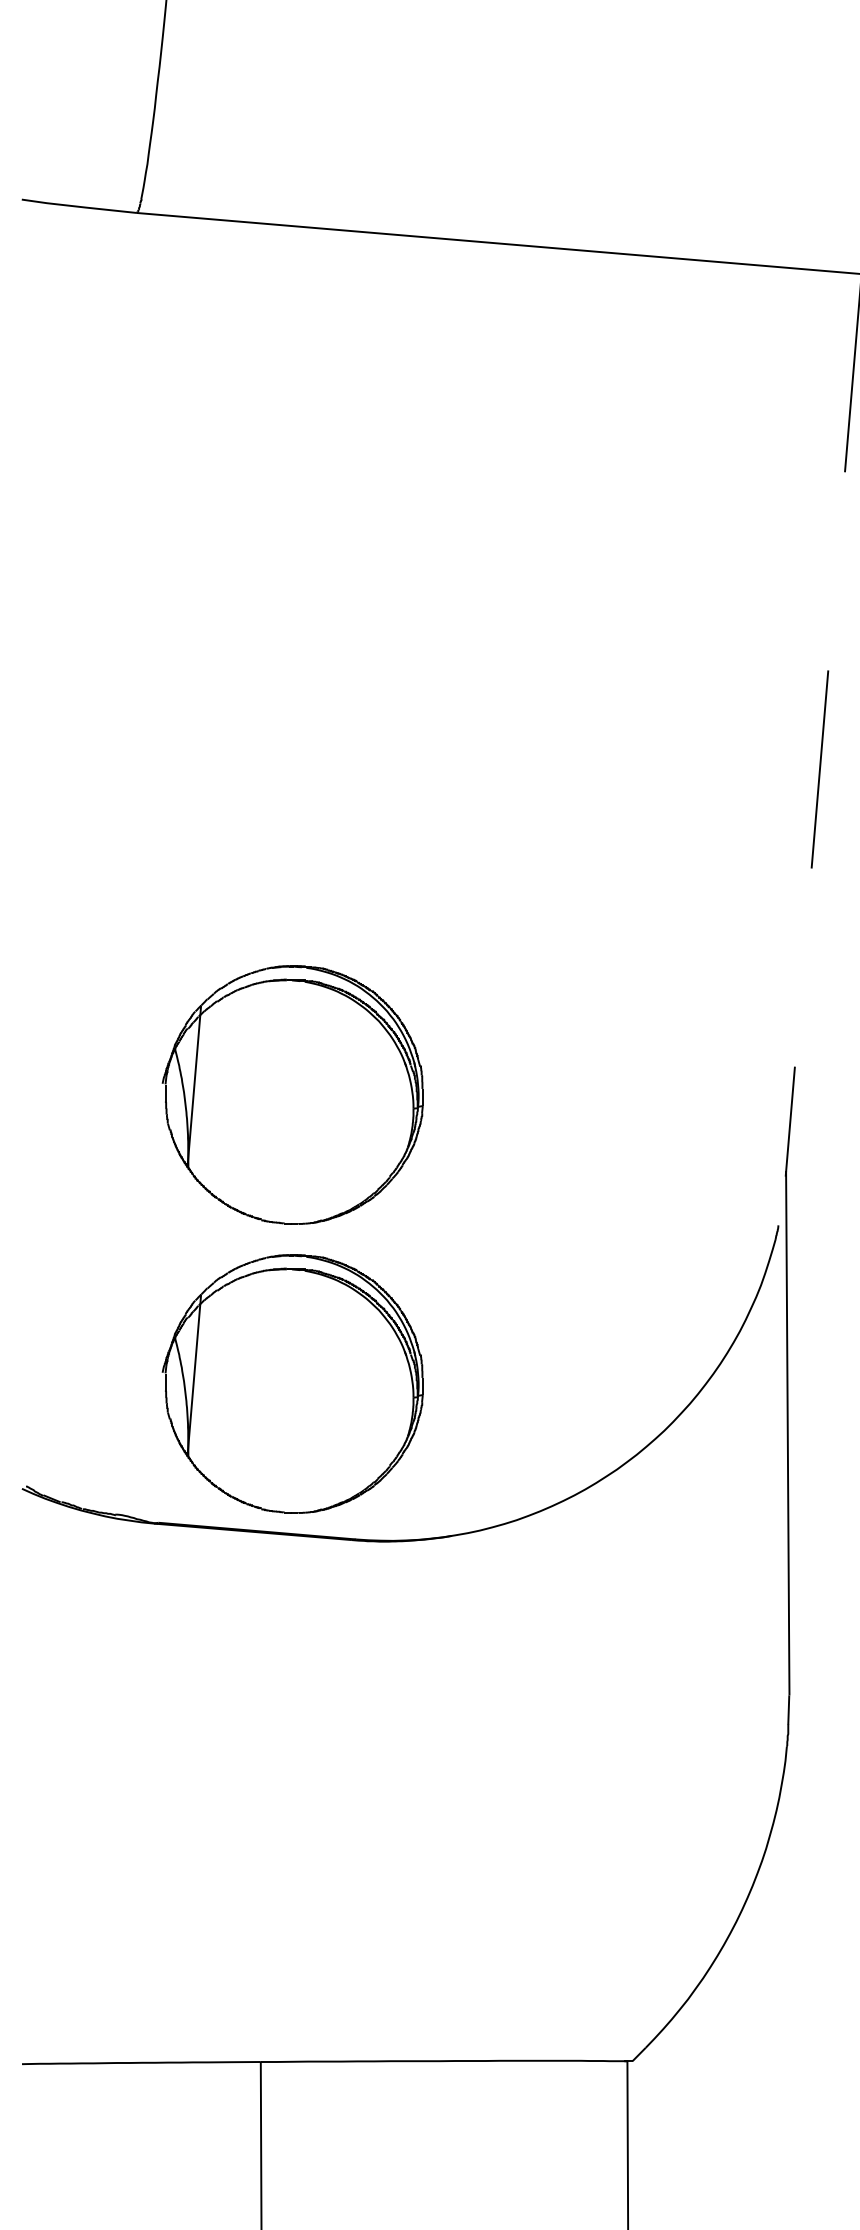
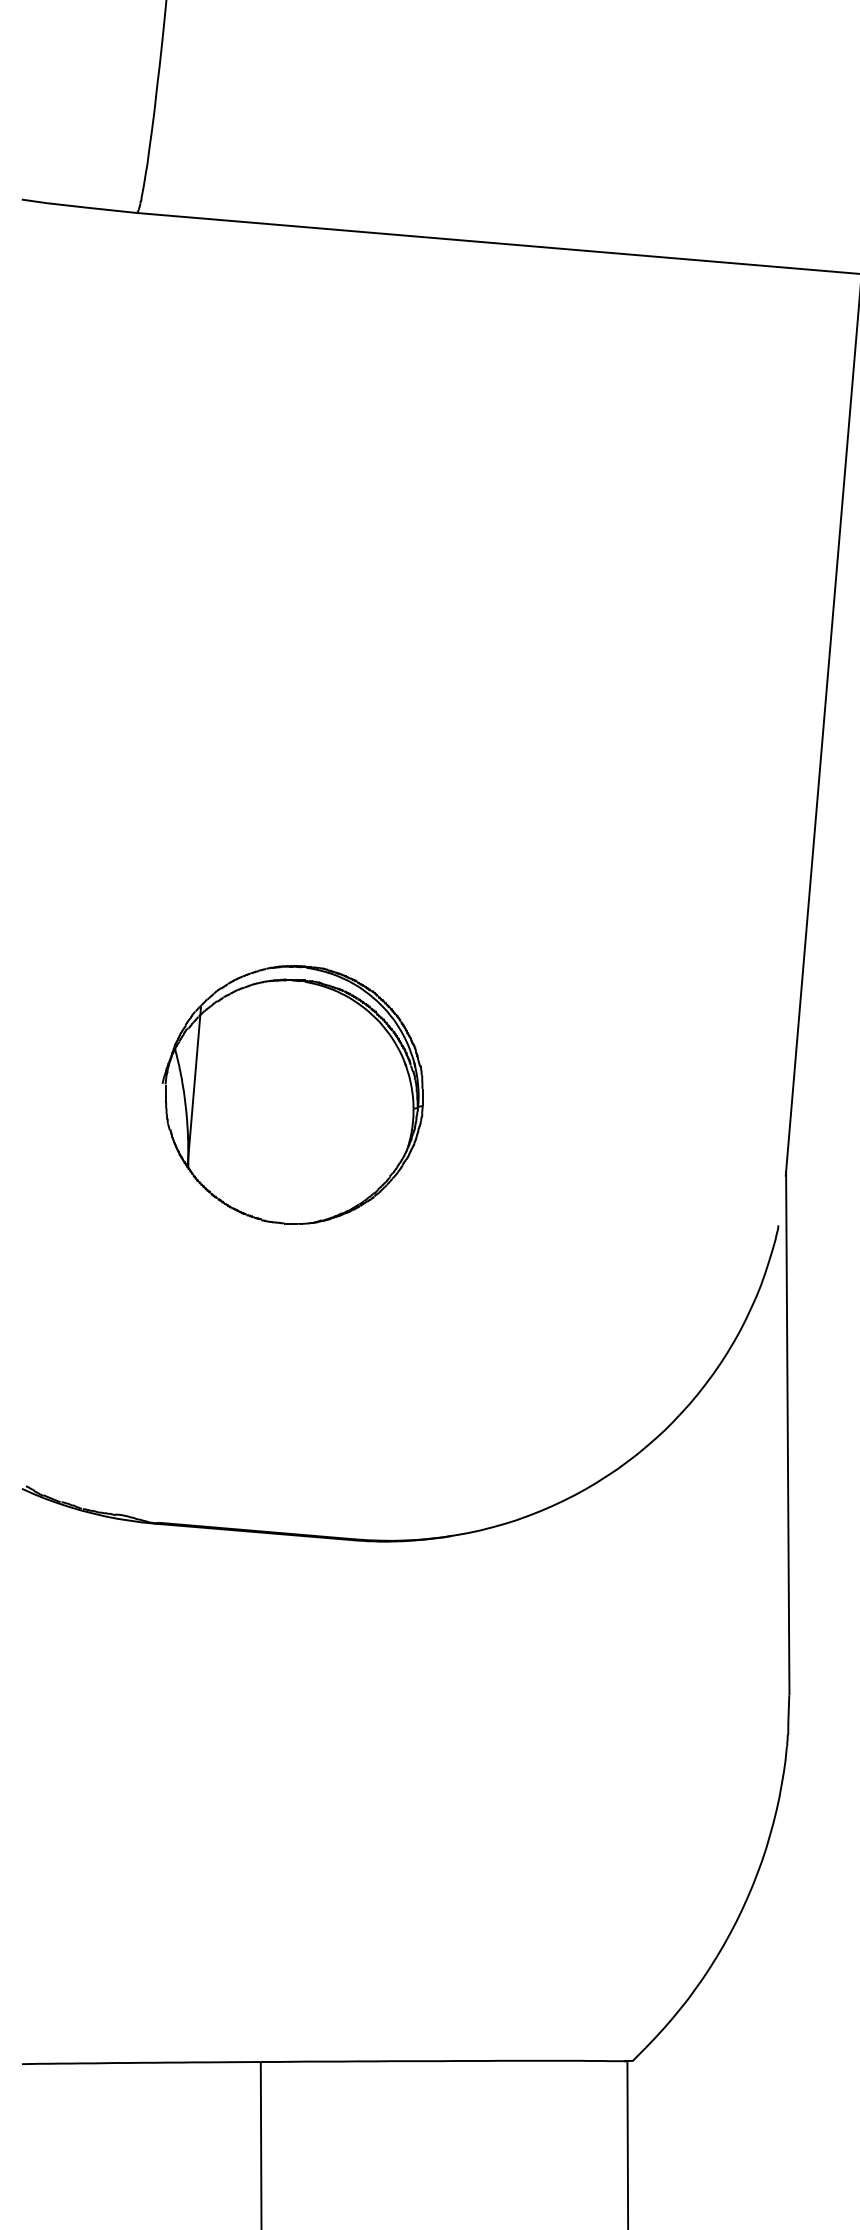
line: dashed -> solid (822, 735)
part: present -> none (292, 1383)
